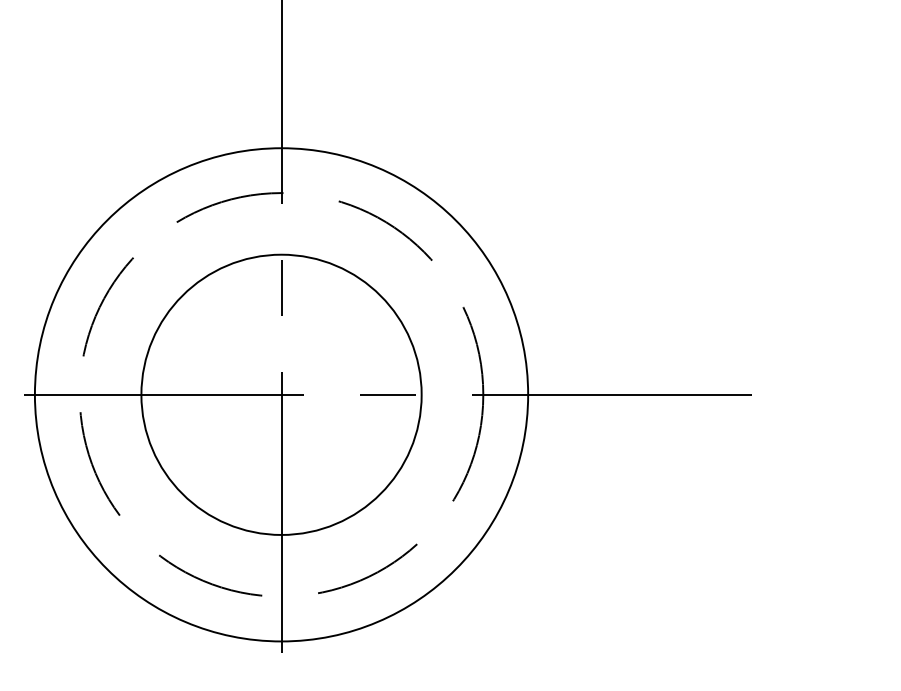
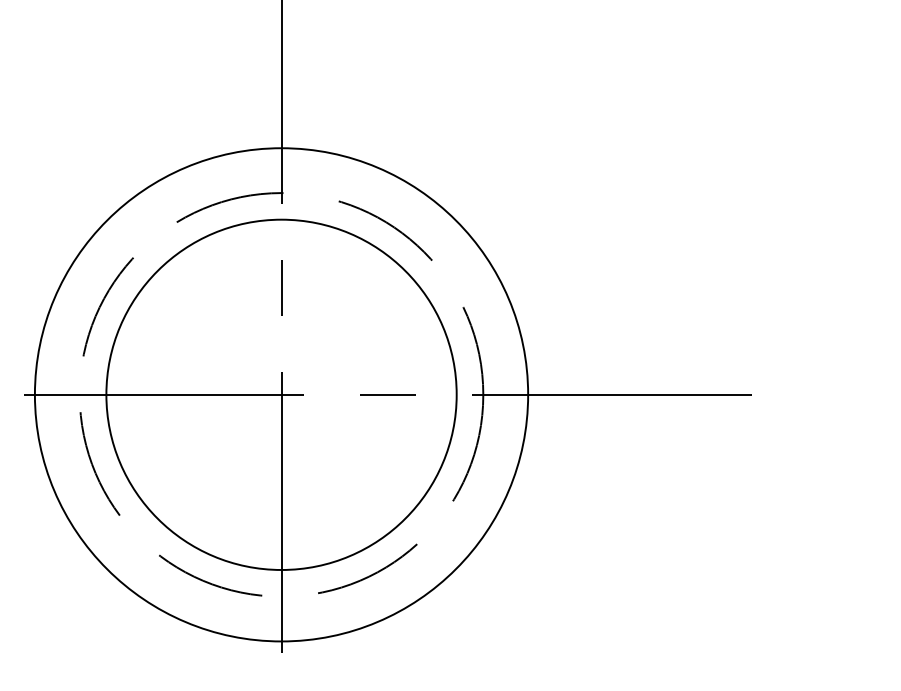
circle diameter: 280 px -> 350 px (281, 394)
